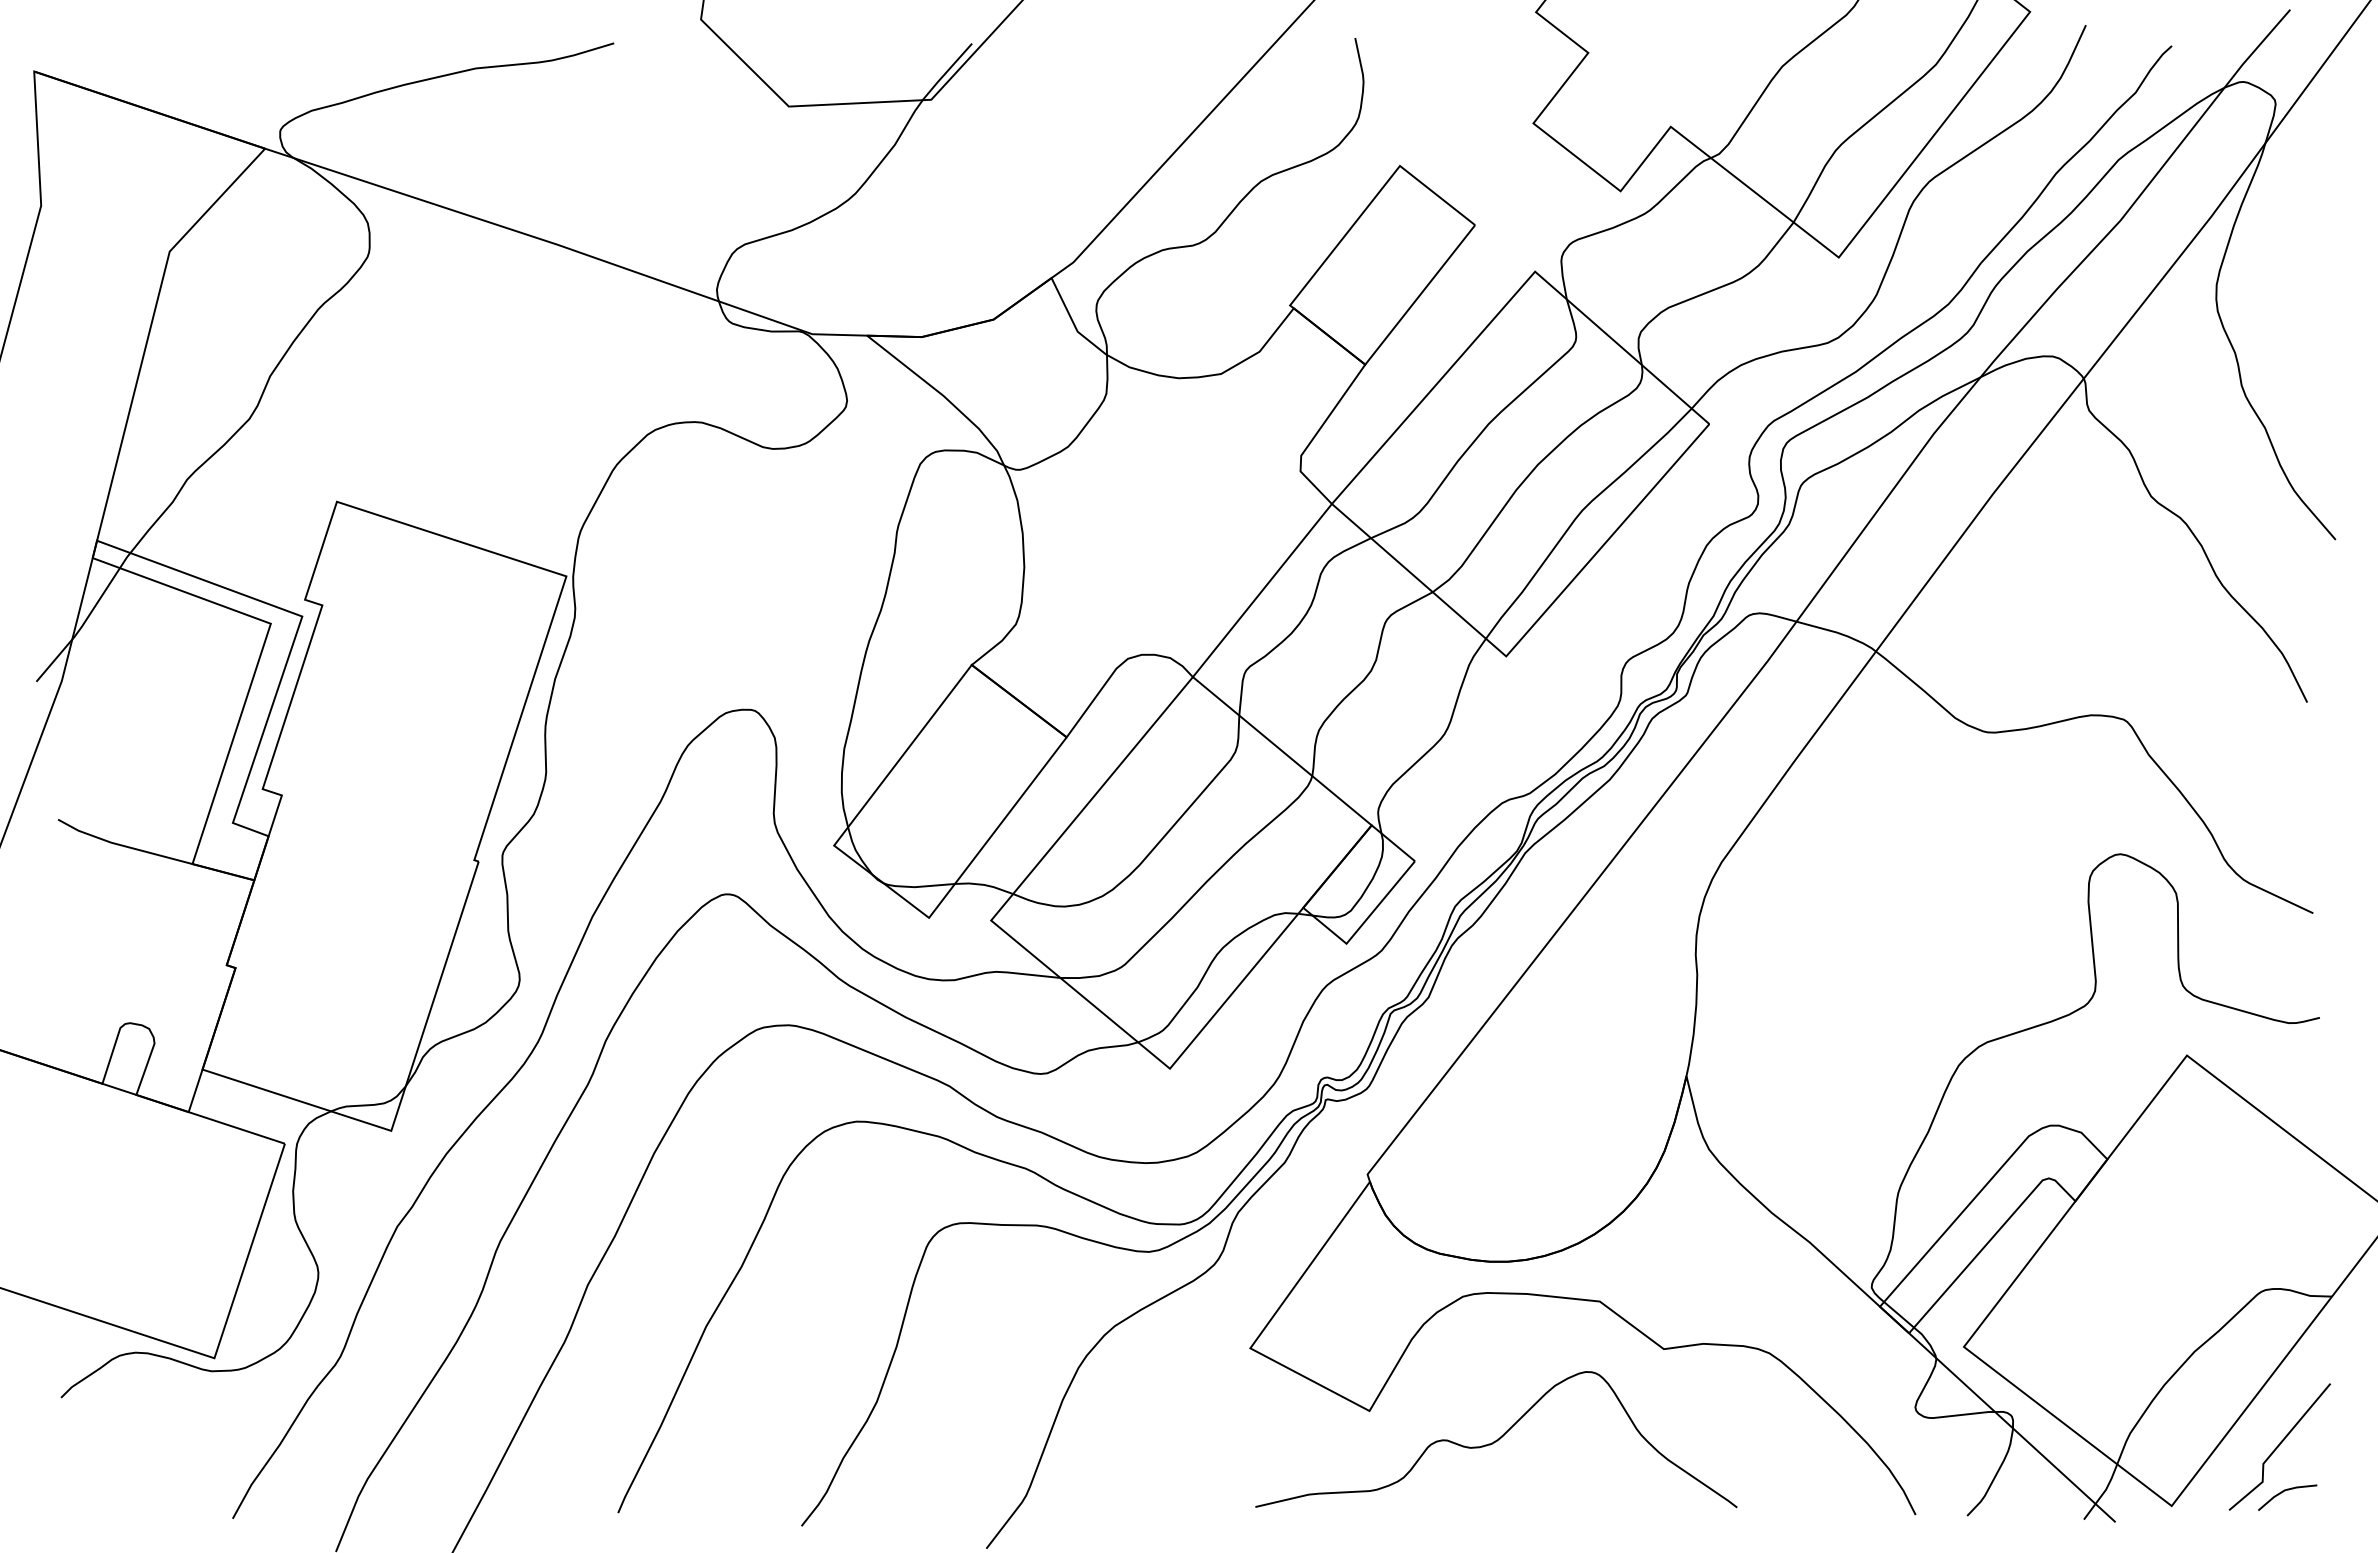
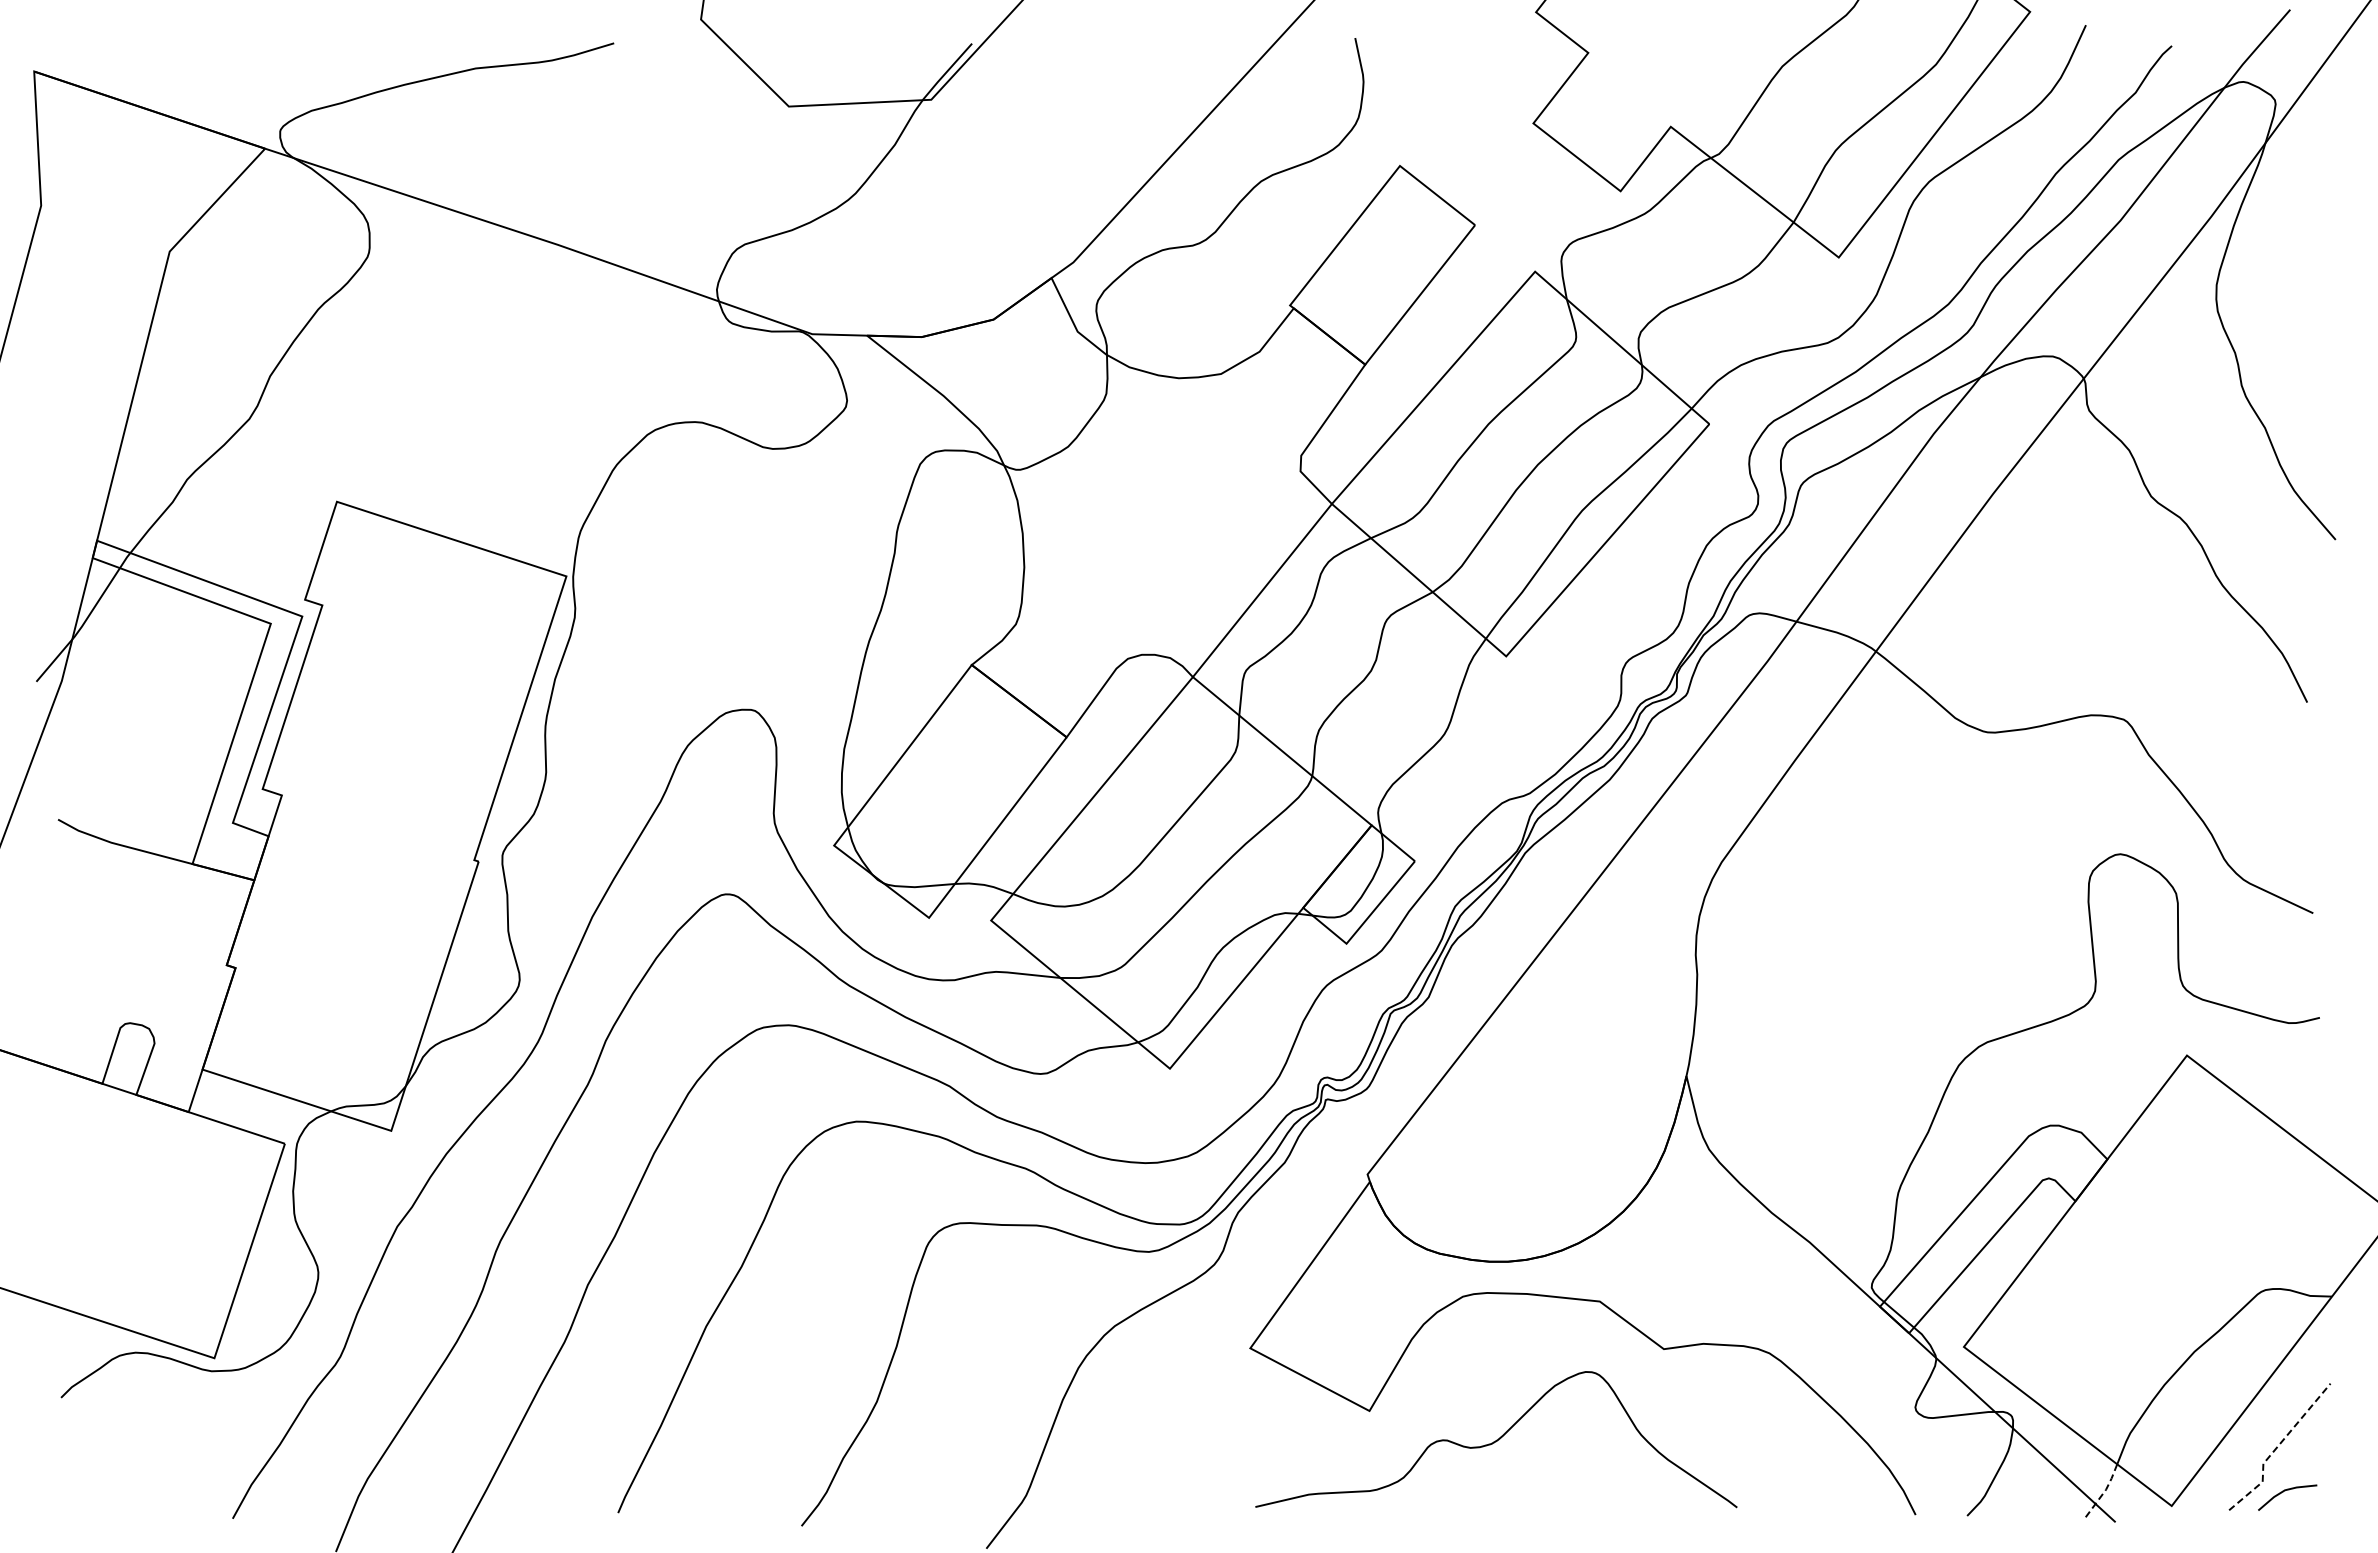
line: solid -> dashed (2276, 1448)
line: solid -> dashed (2103, 1492)
